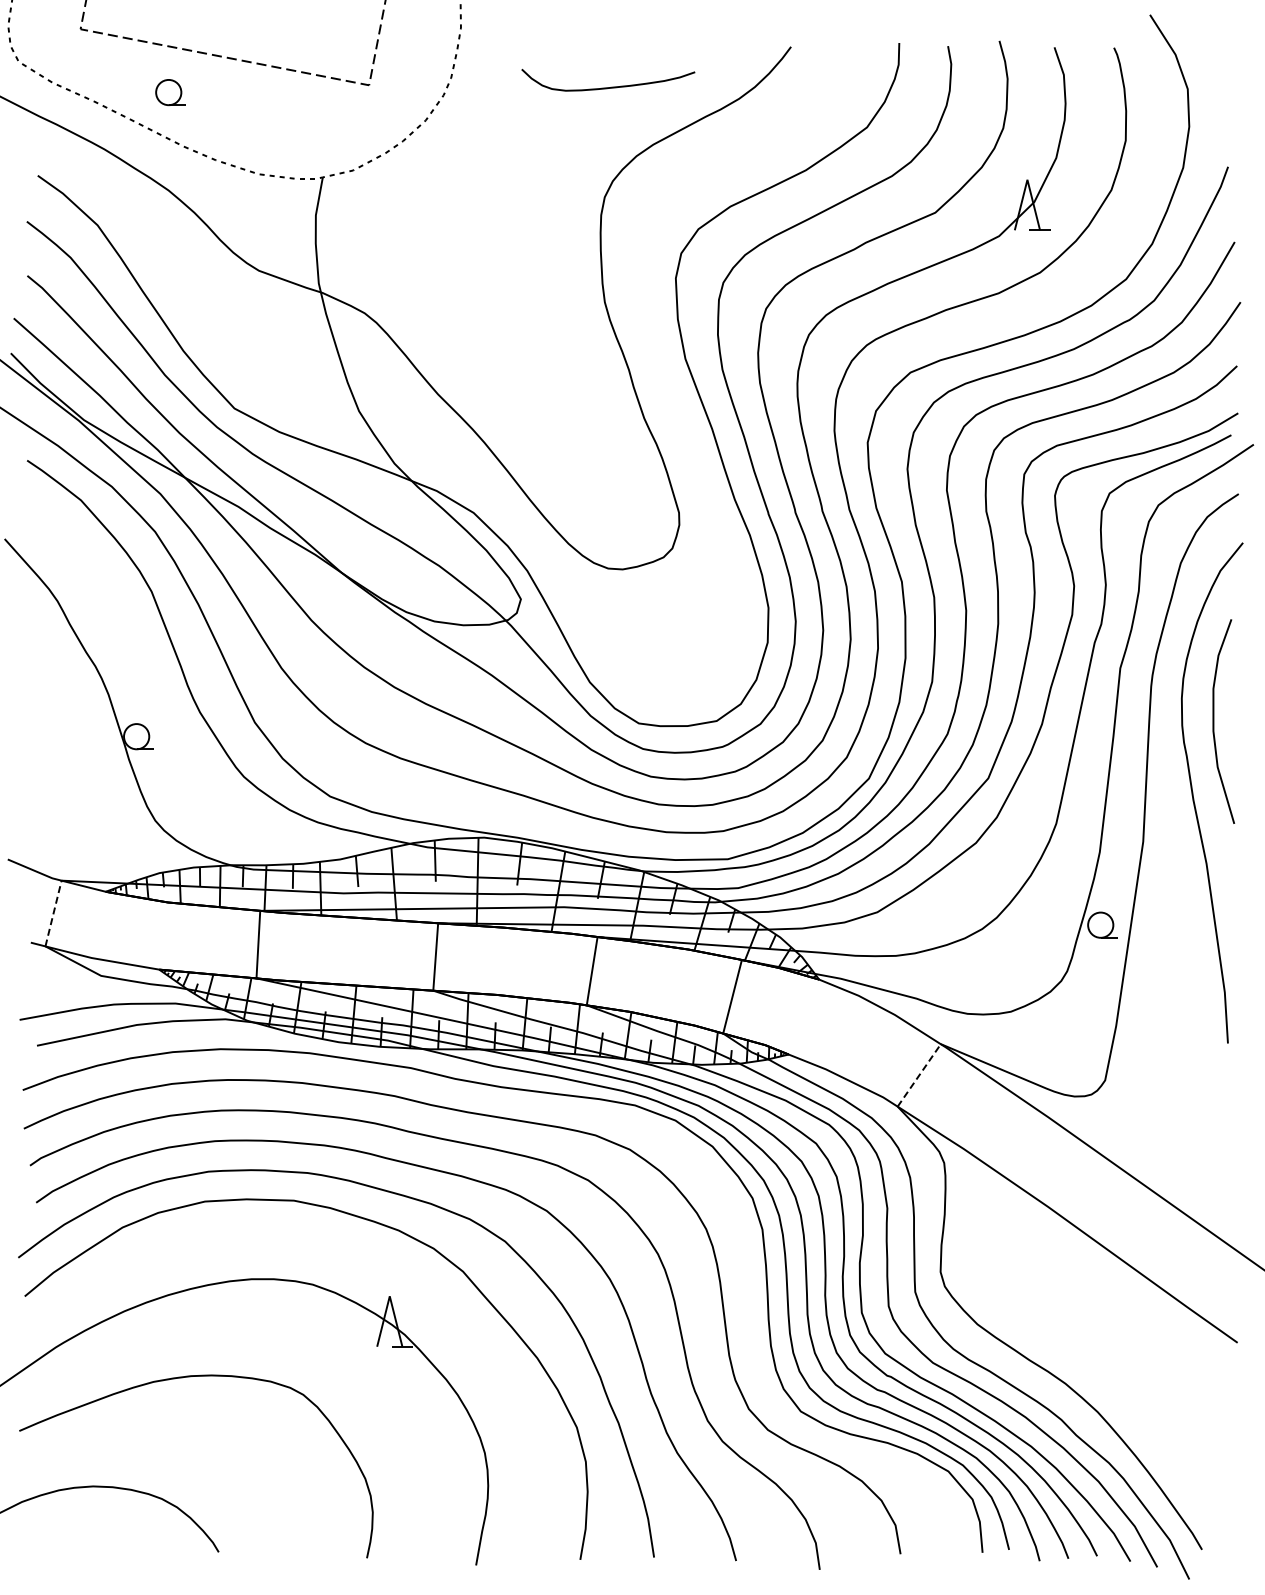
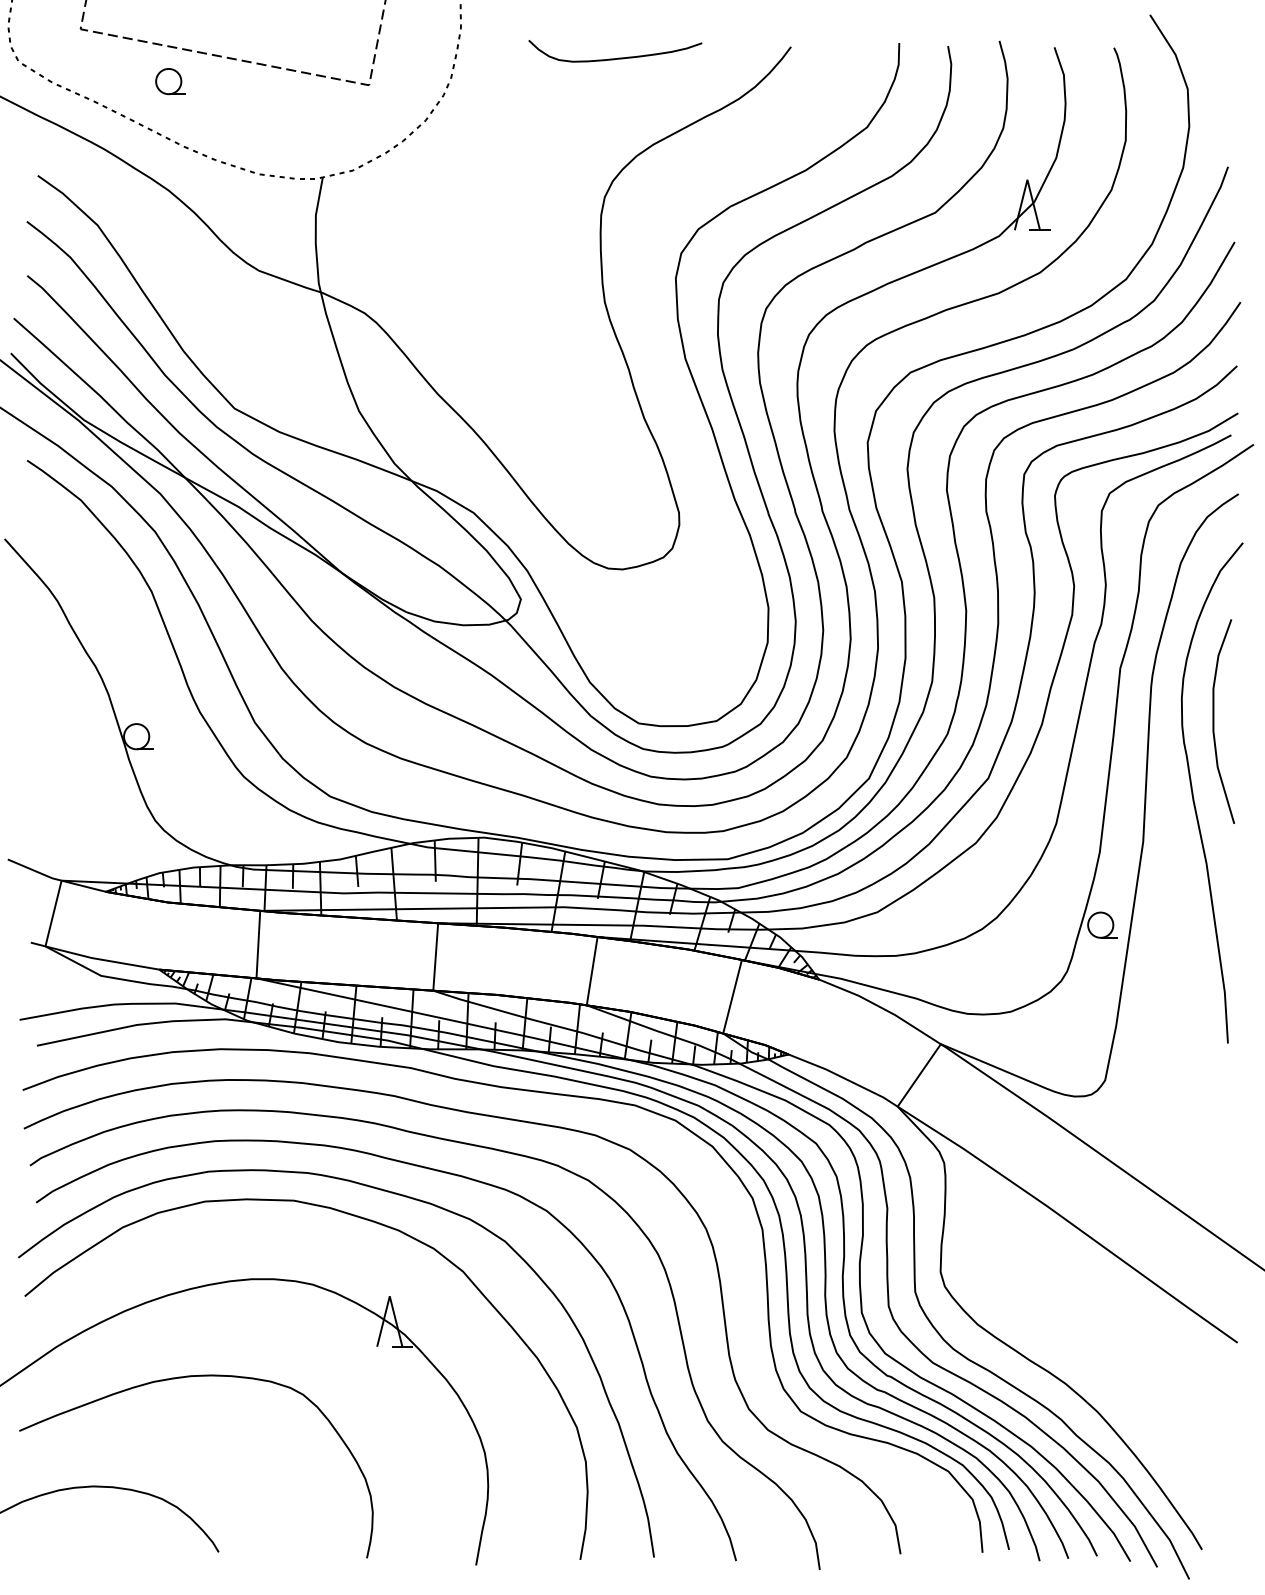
curve position: (611, 86) -> (618, 57) (618, 57)
part position: (170, 92) -> (170, 81) (170, 81)
line: dashed -> solid (53, 913)
line: dashed -> solid (919, 1075)
